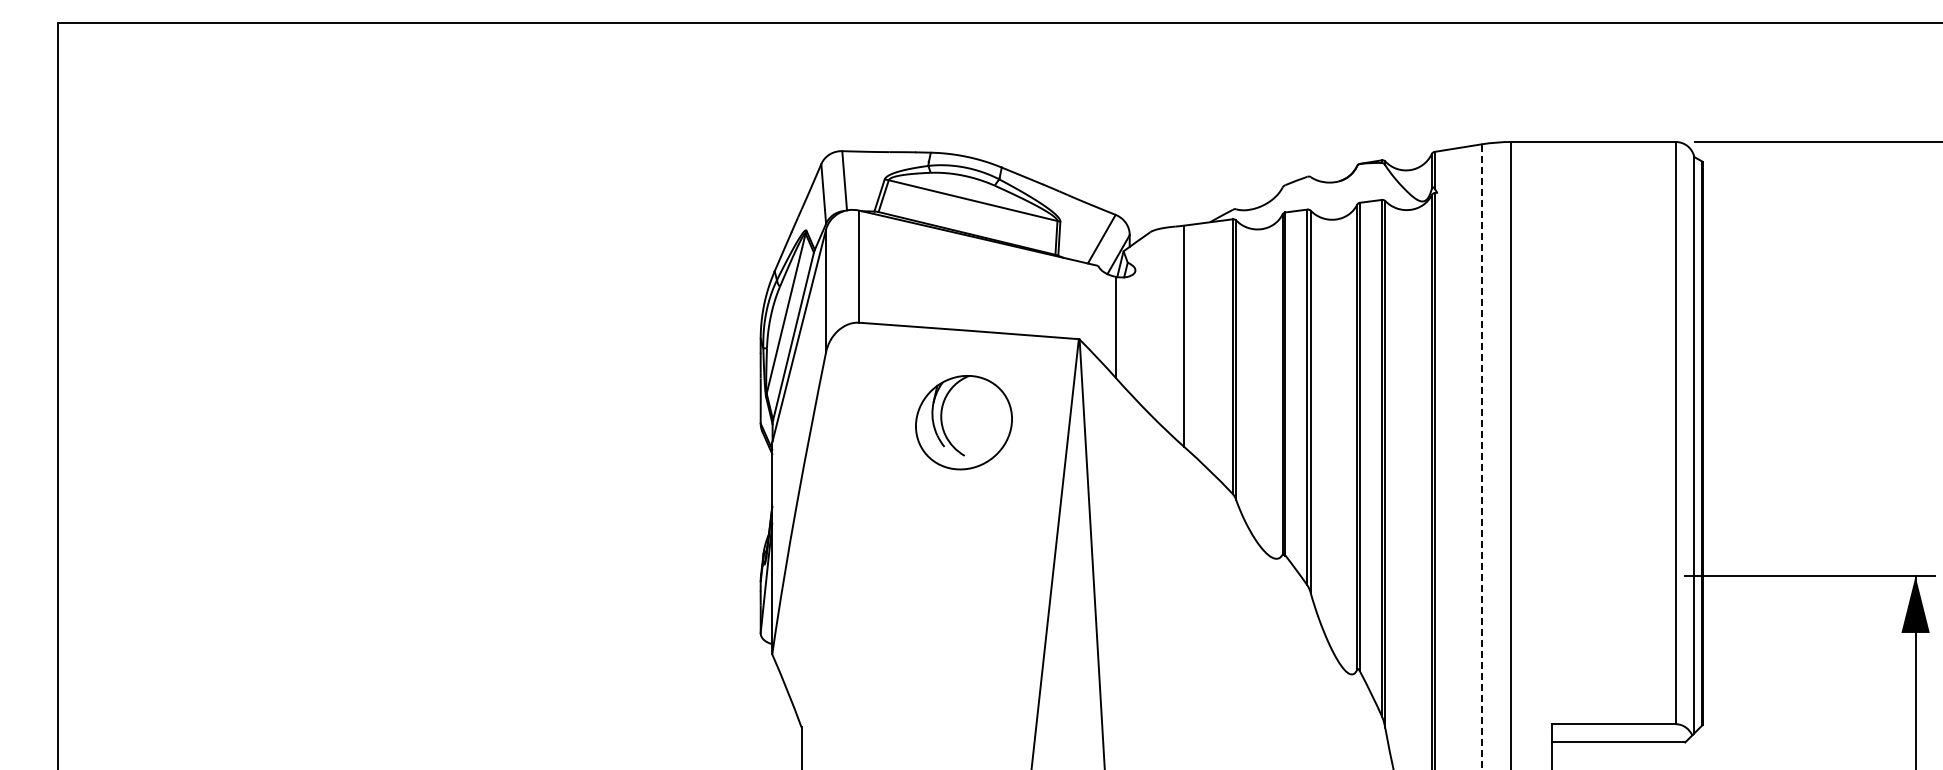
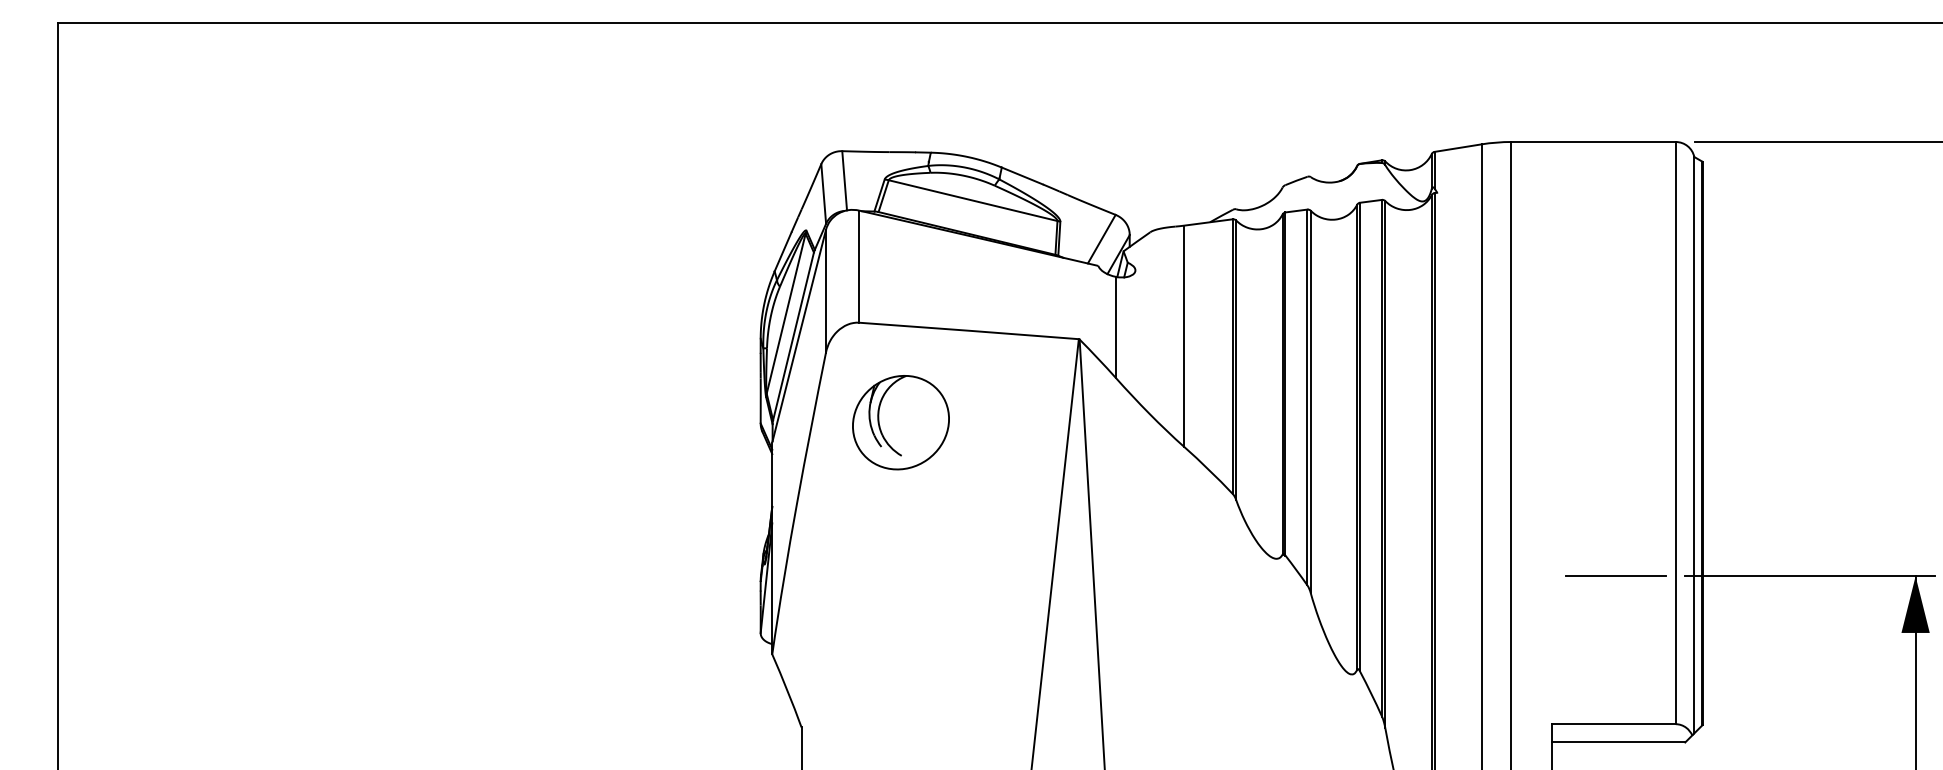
part position: (963, 422) -> (900, 422) (900, 422)
line: dashed -> solid (1481, 456)
line: none -> present (1615, 575)
